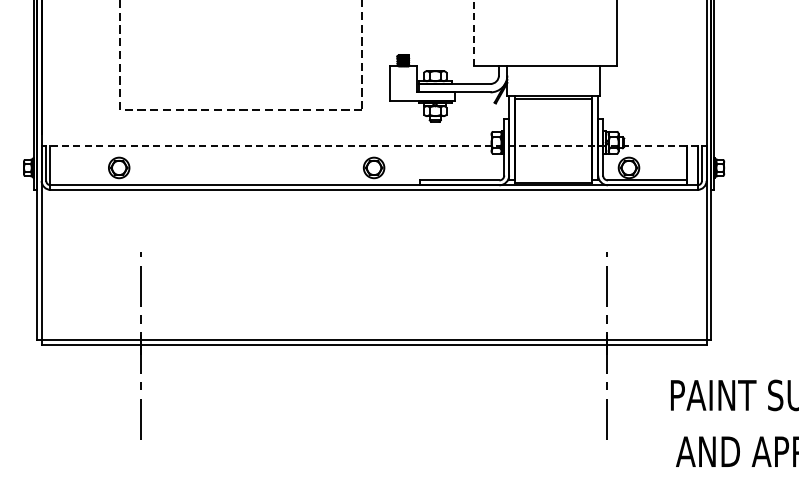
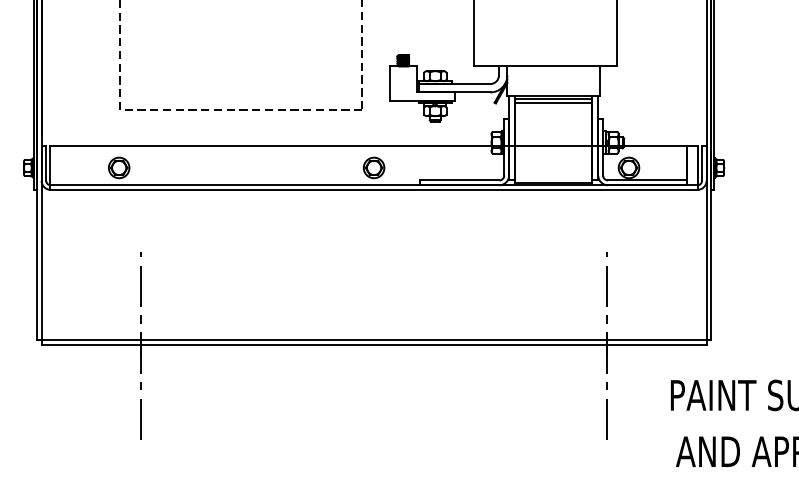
line: dashed -> solid (473, 32)
line: none -> present (553, 102)
line: dashed -> solid (374, 145)
